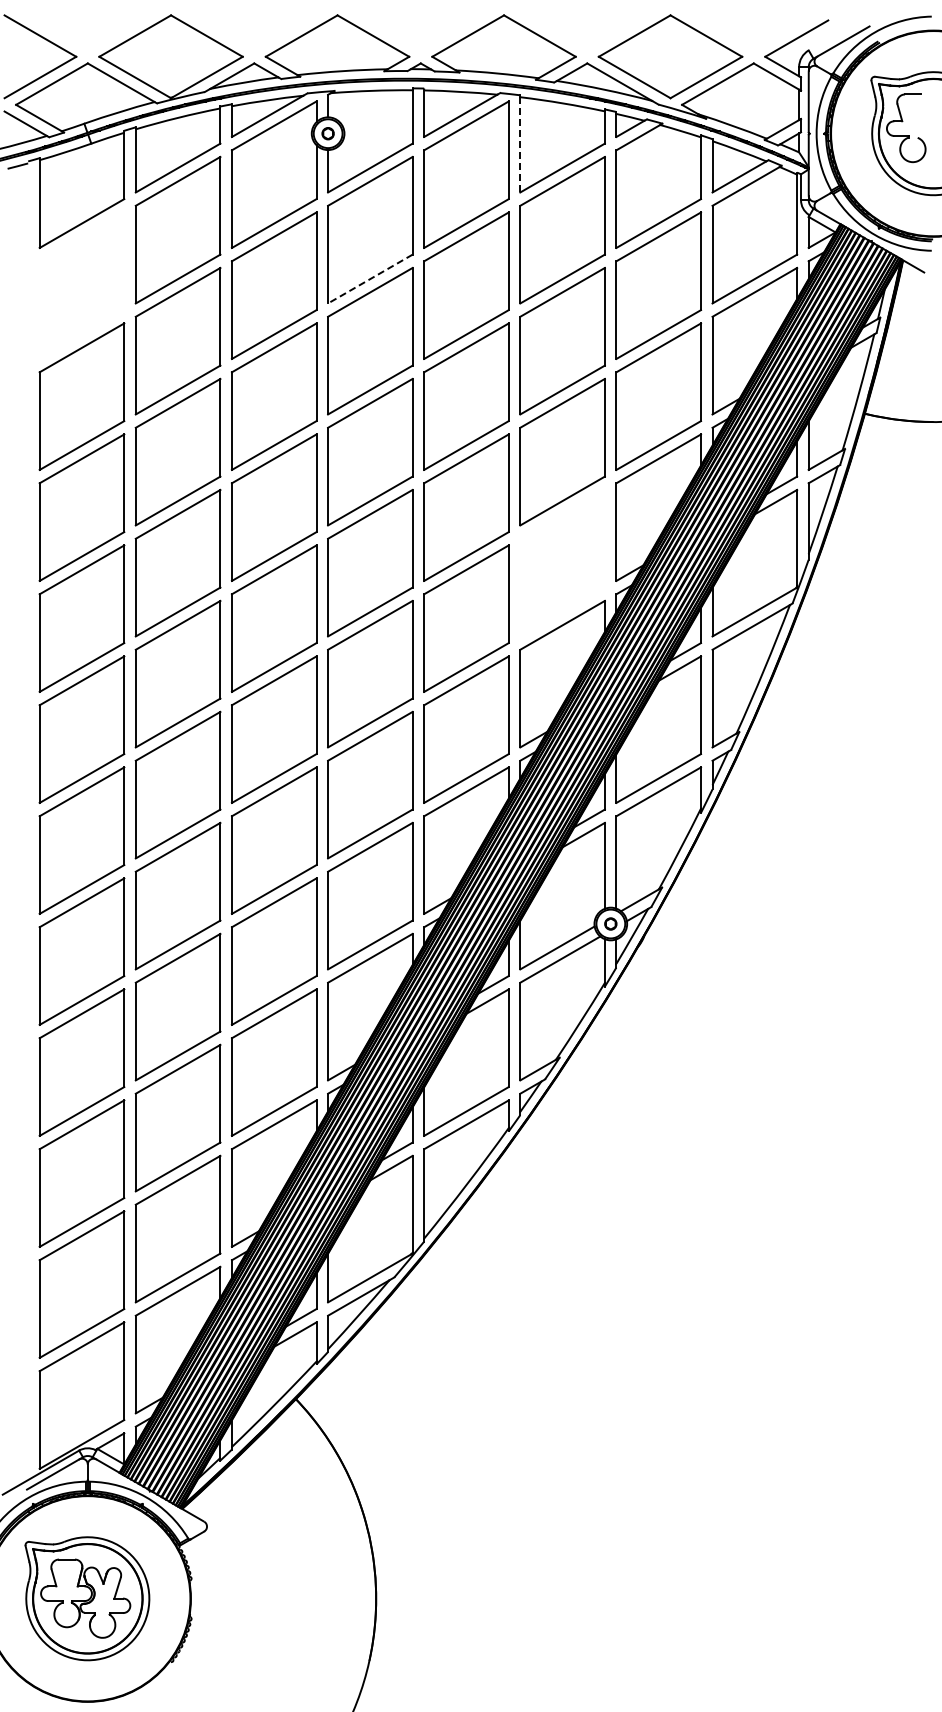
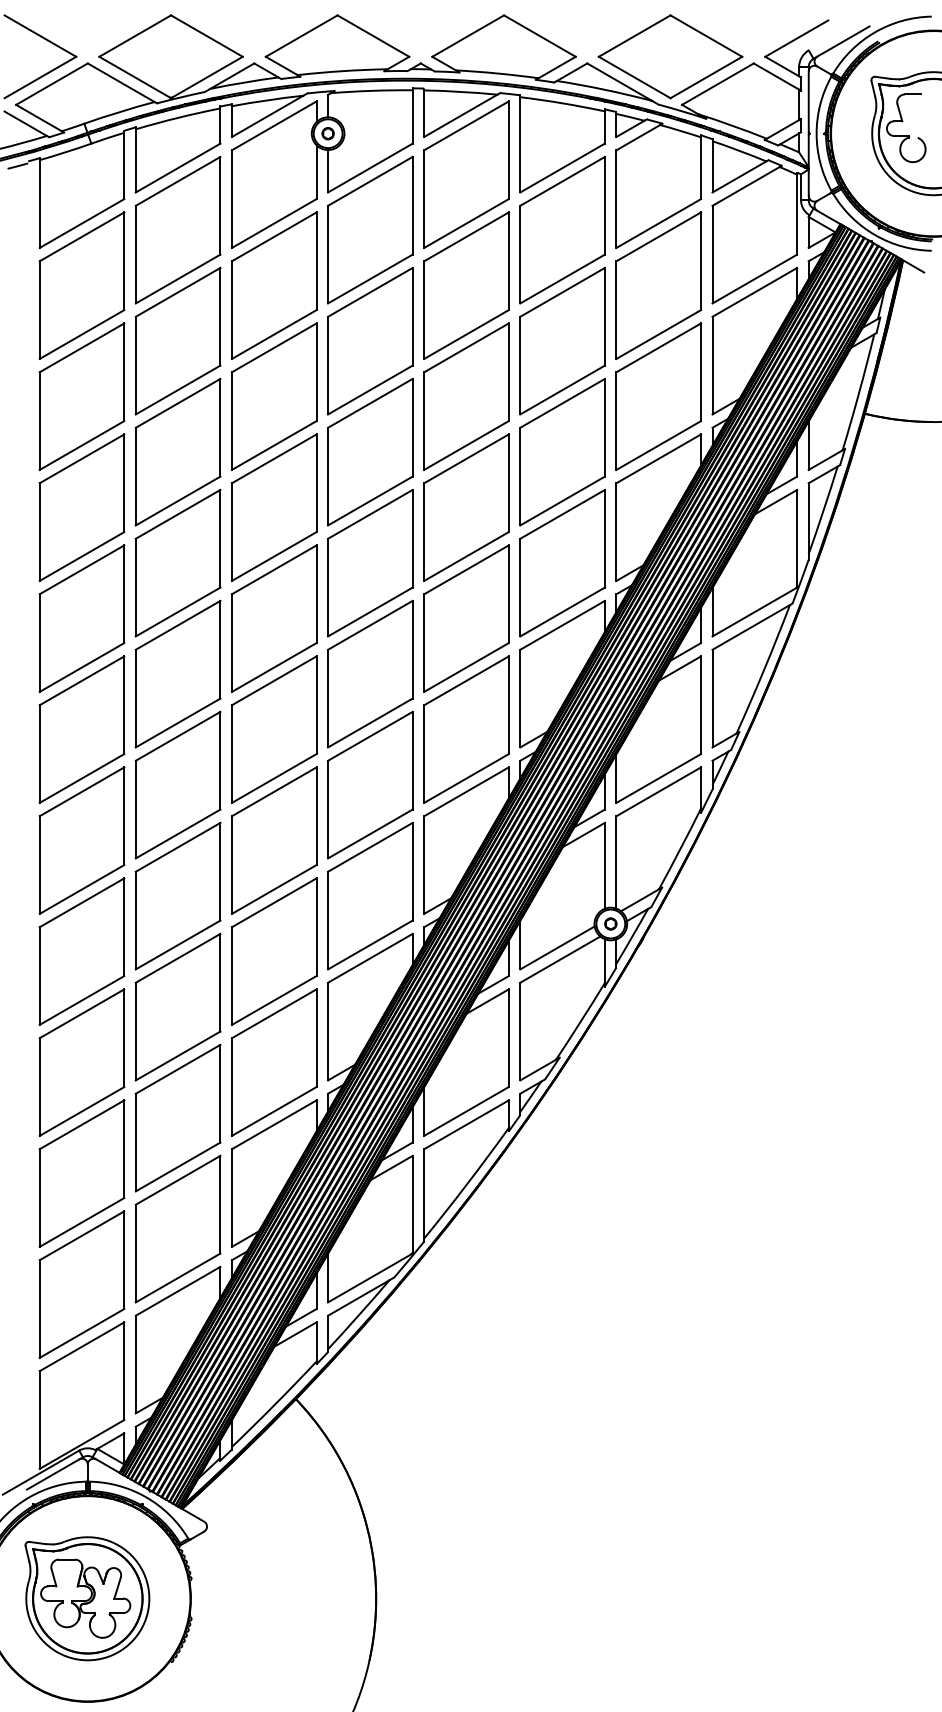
line: dashed -> solid (520, 144)
line: dashed -> solid (370, 279)
part: none -> present (81, 285)
part: none -> present (562, 563)
